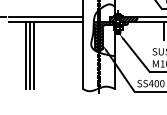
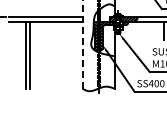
line: solid -> dashed (82, 44)
line: present -> none (33, 55)
